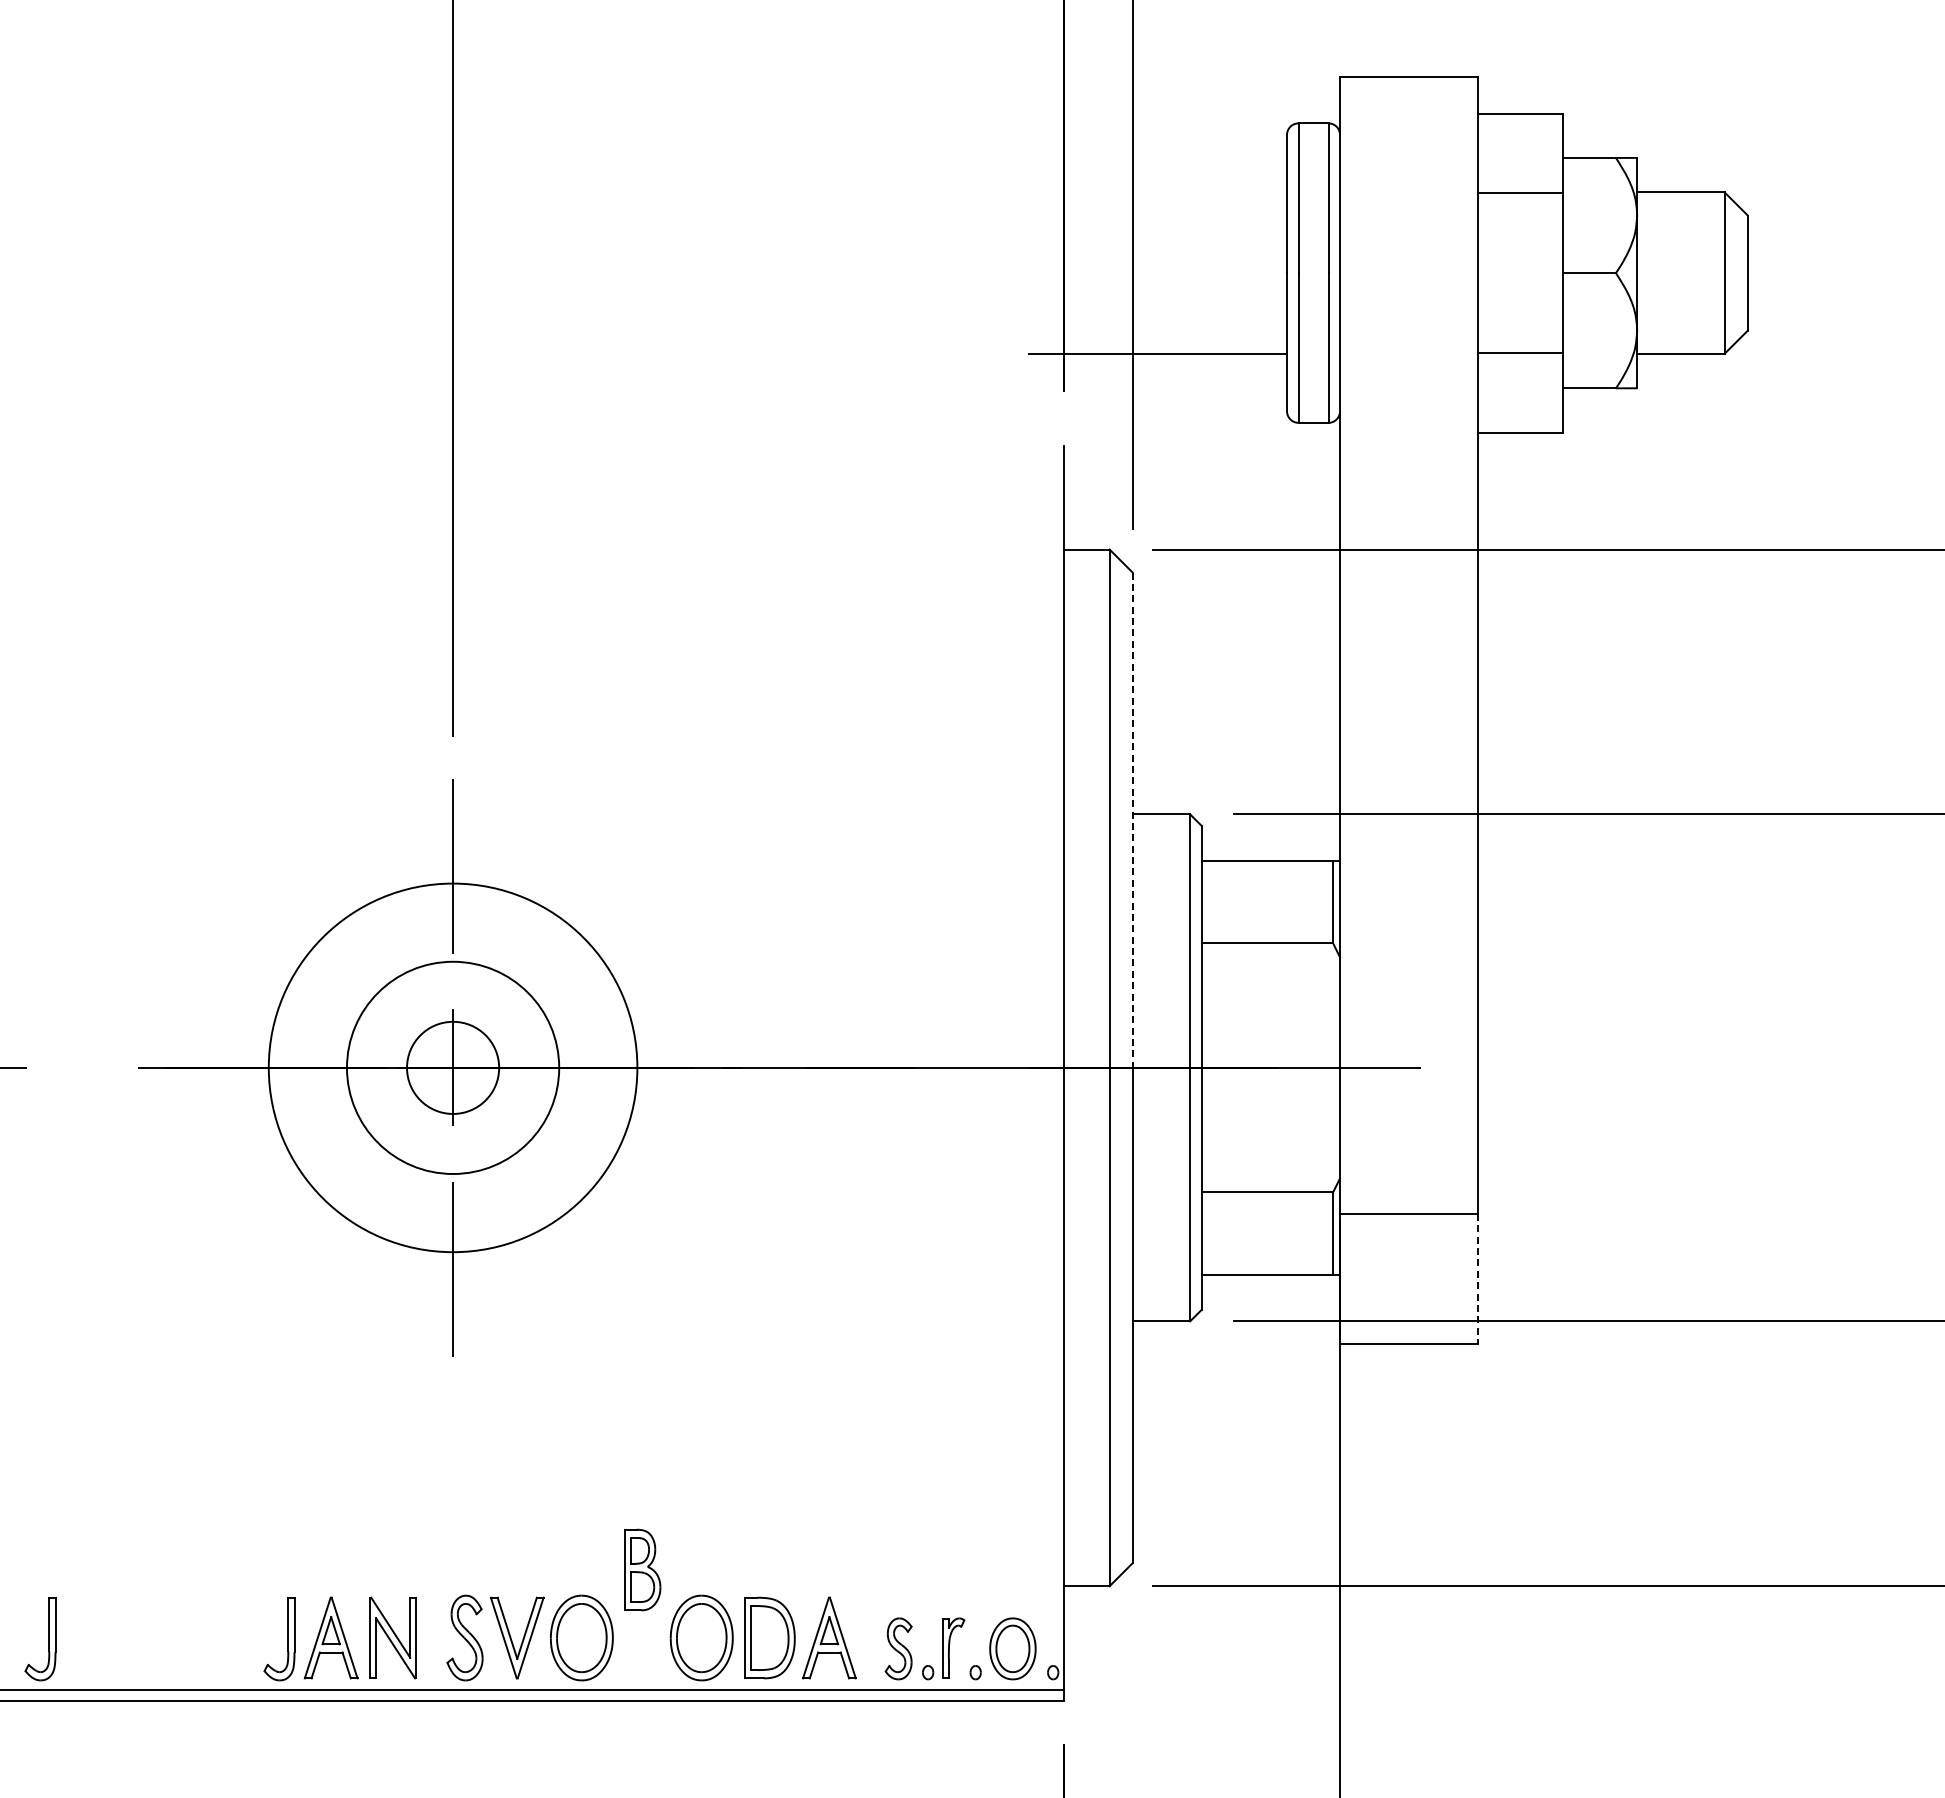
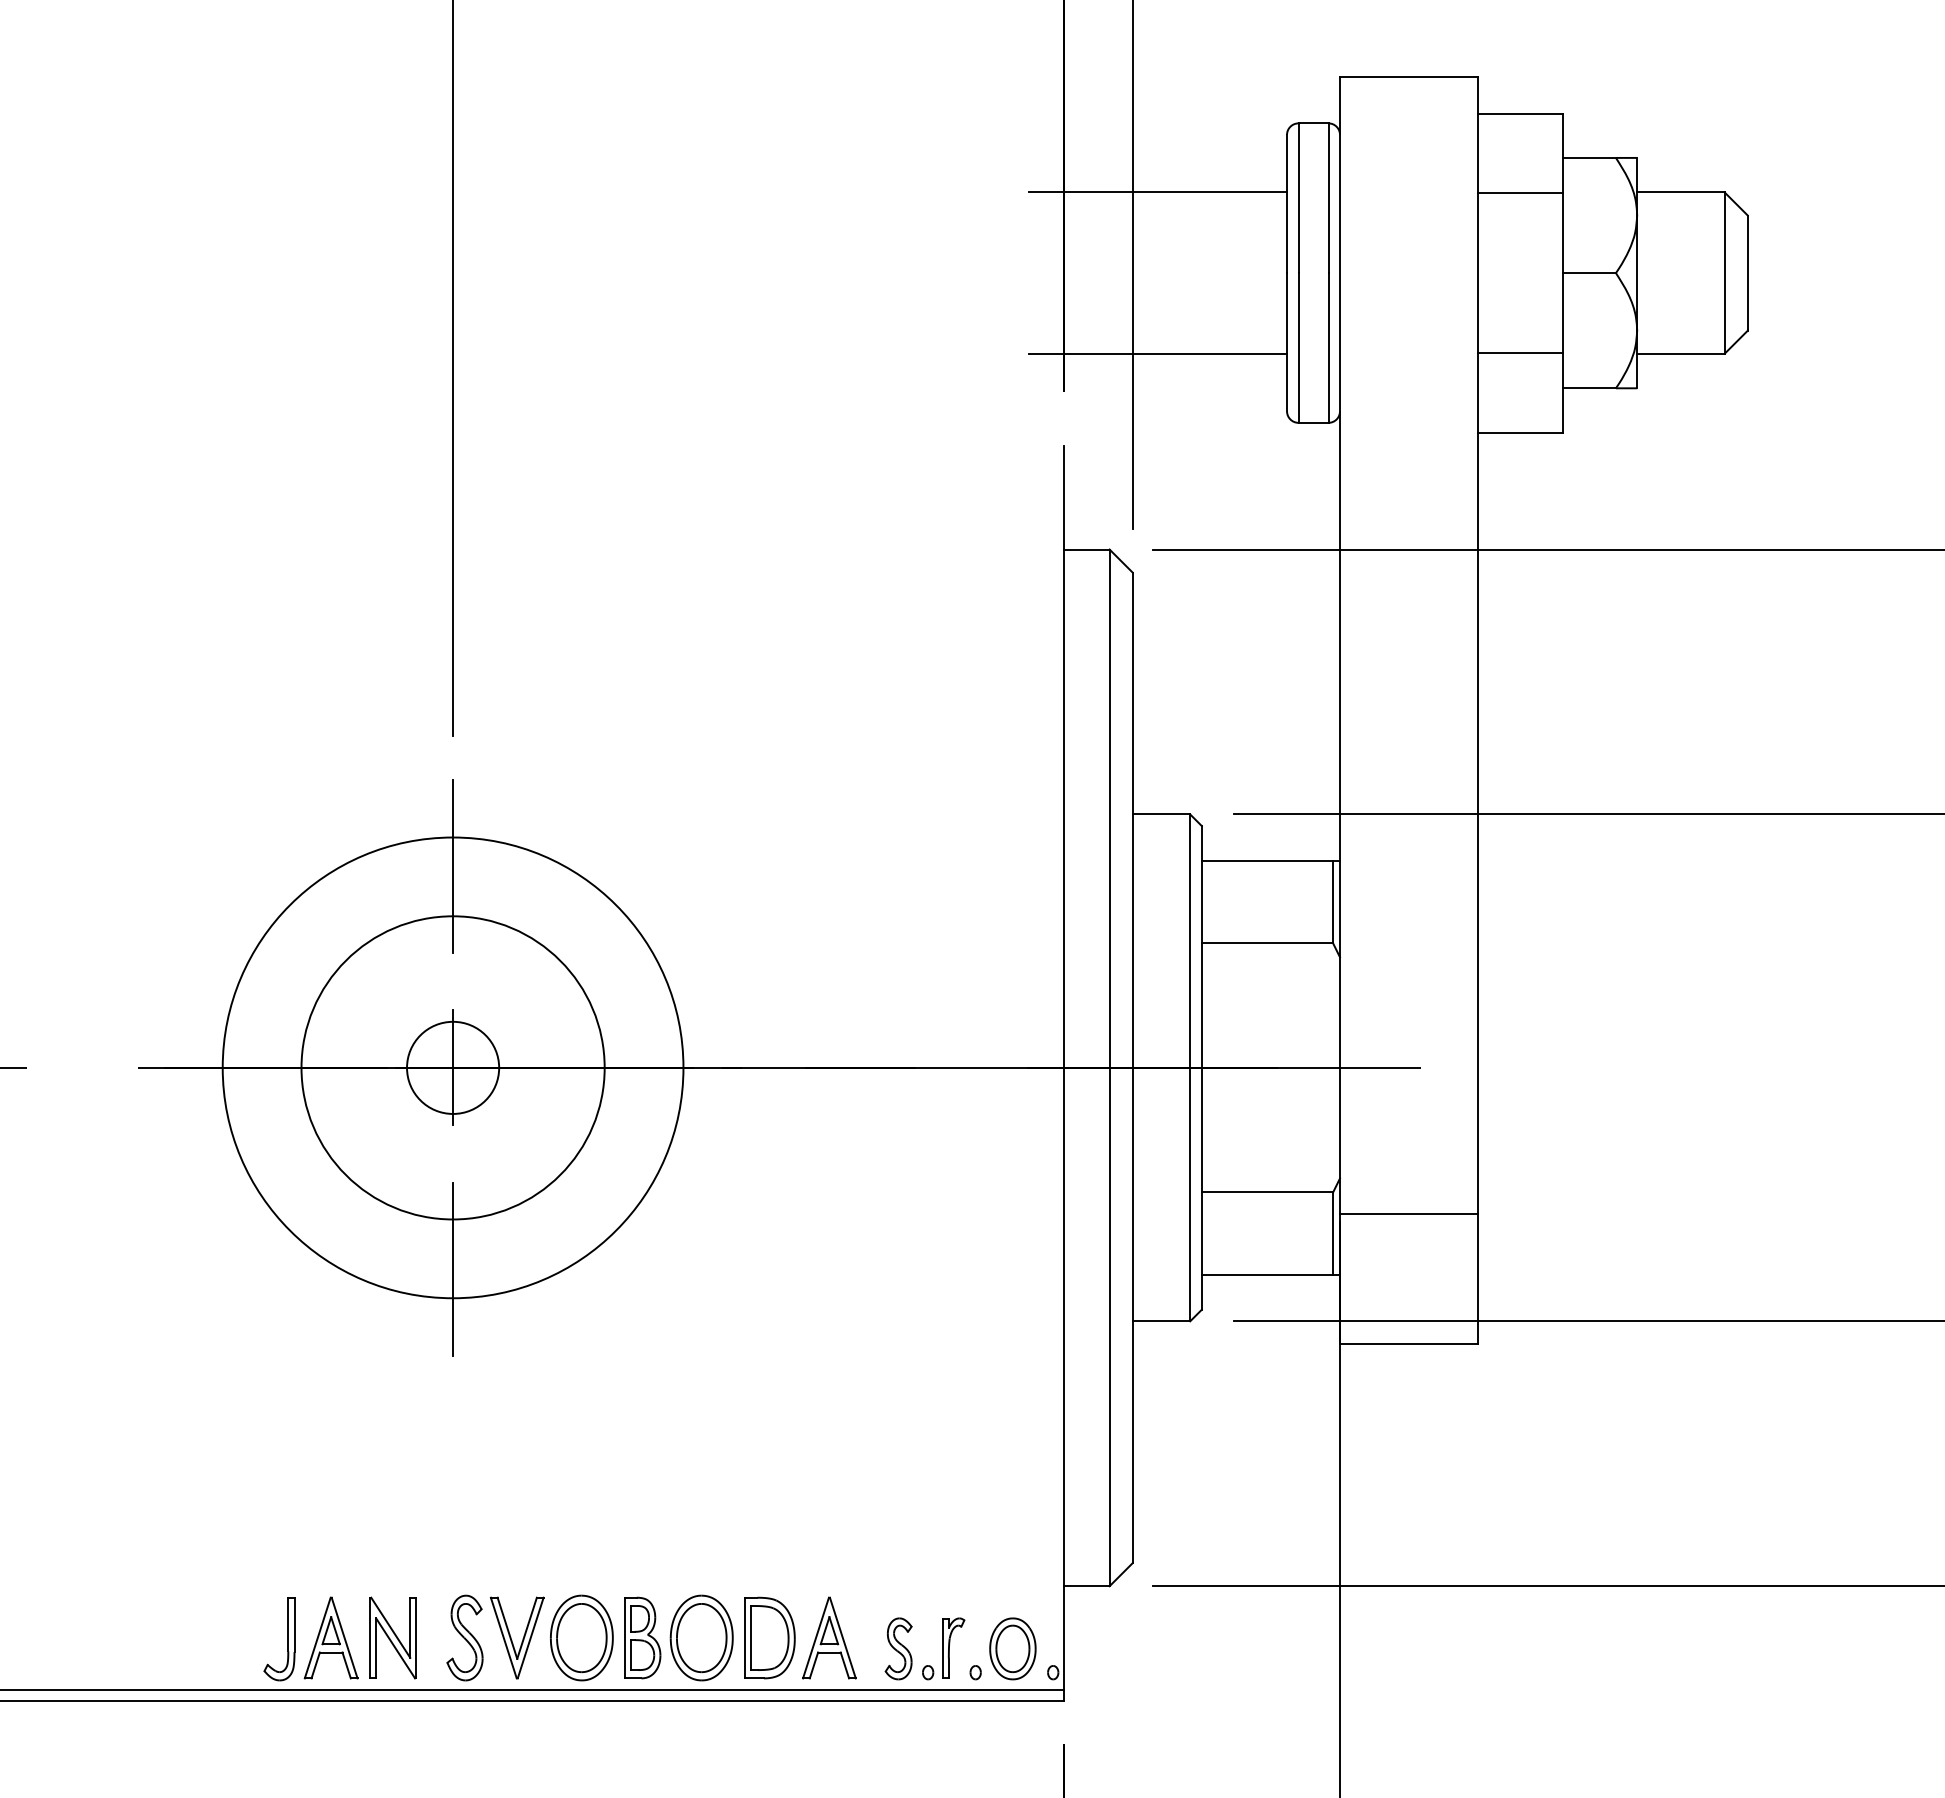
line: none -> present (1158, 192)
line: dashed -> solid (1132, 820)
circle diameter: 212 px -> 303 px (452, 1067)
circle diameter: 369 px -> 461 px (452, 1067)
line: dashed -> solid (1478, 1279)
part position: (642, 1569) -> (642, 1637) (642, 1637)
part: present -> none (48, 1639)
